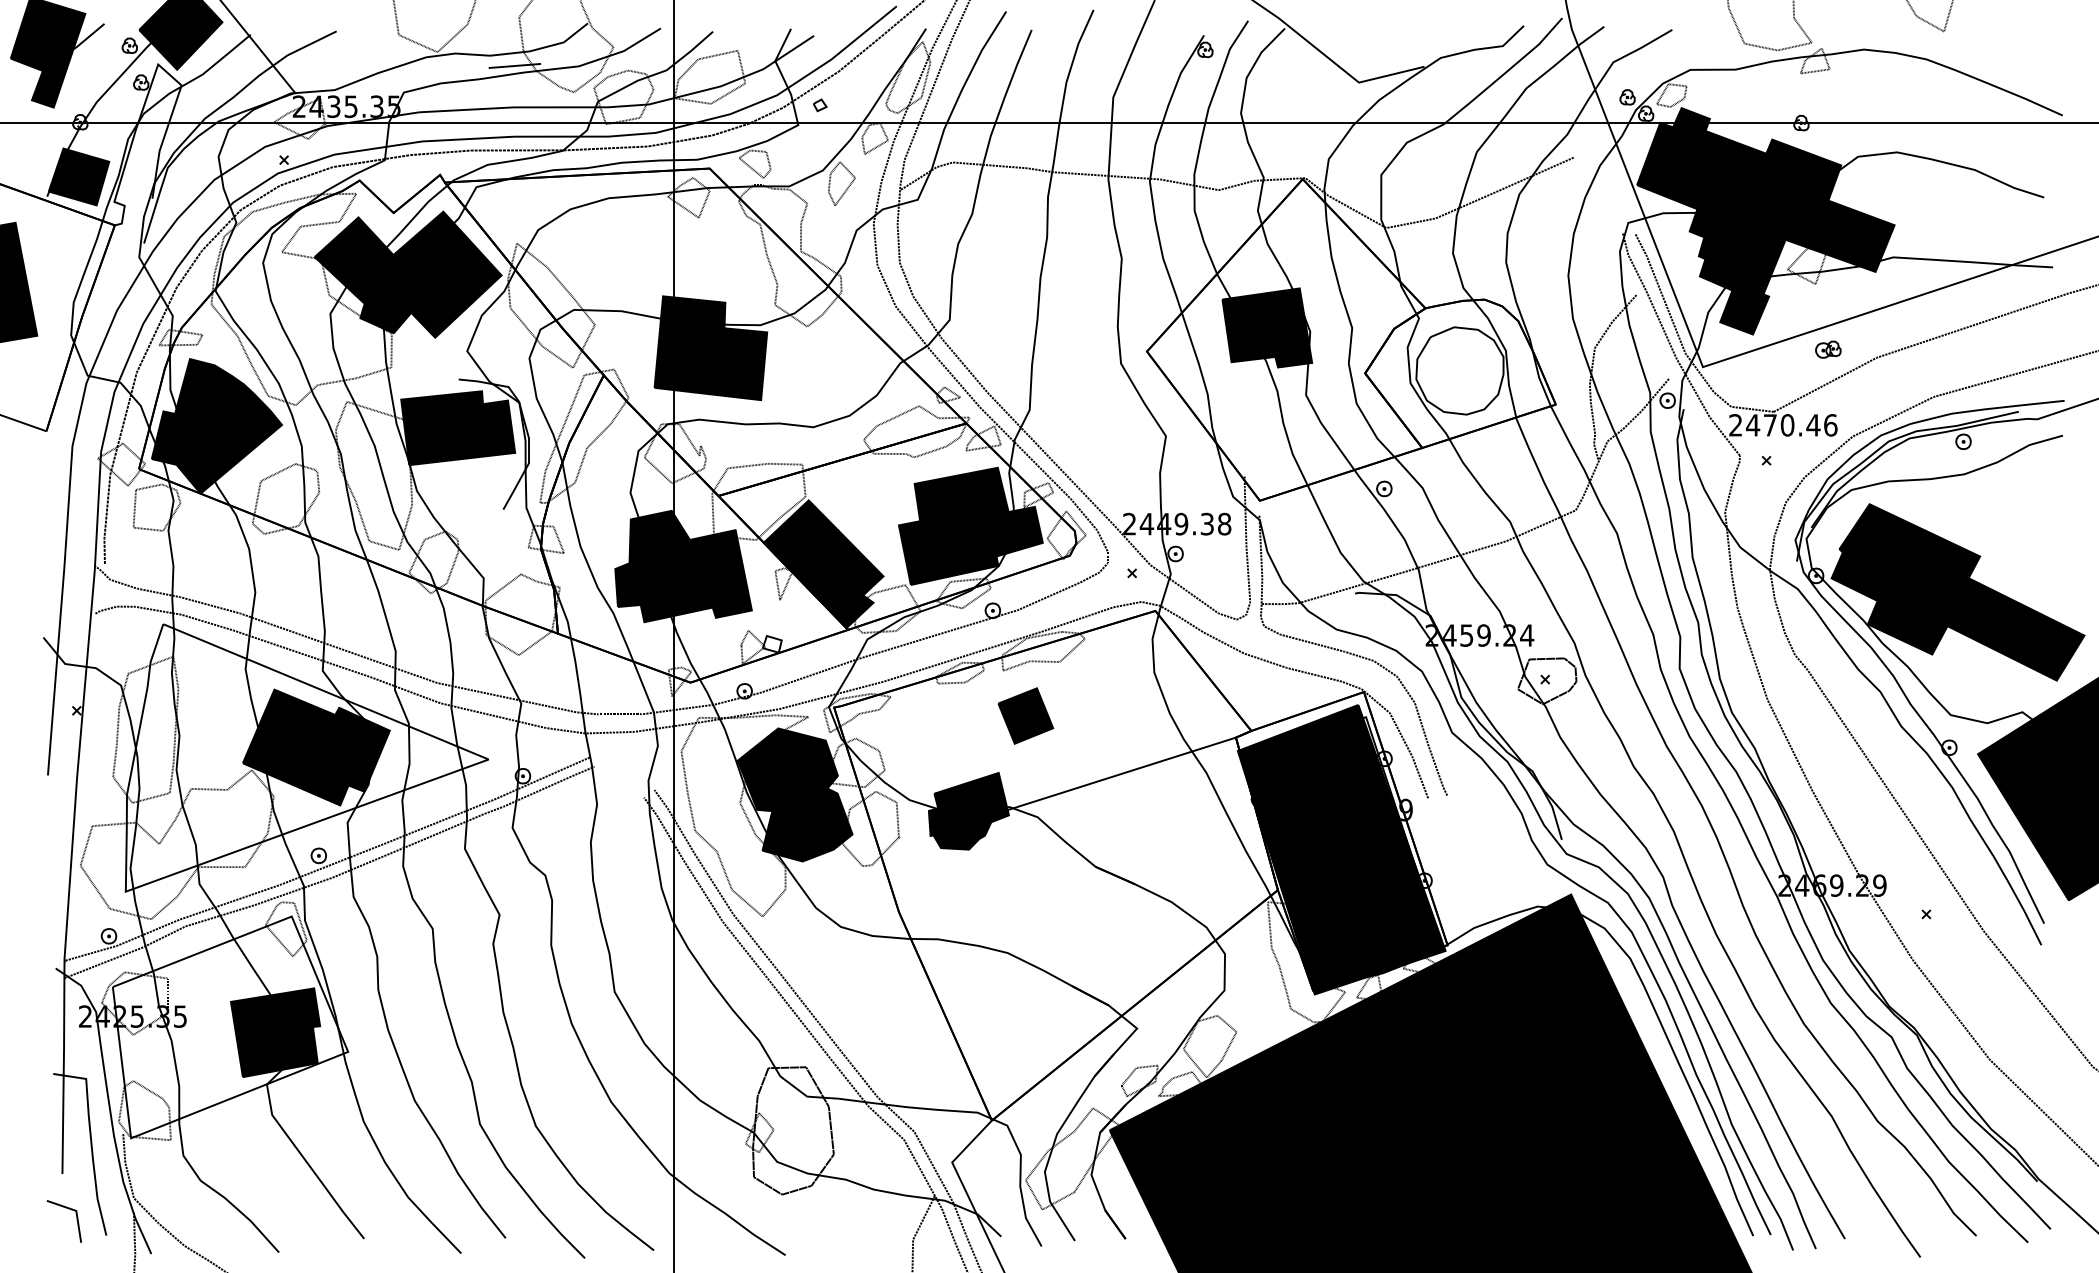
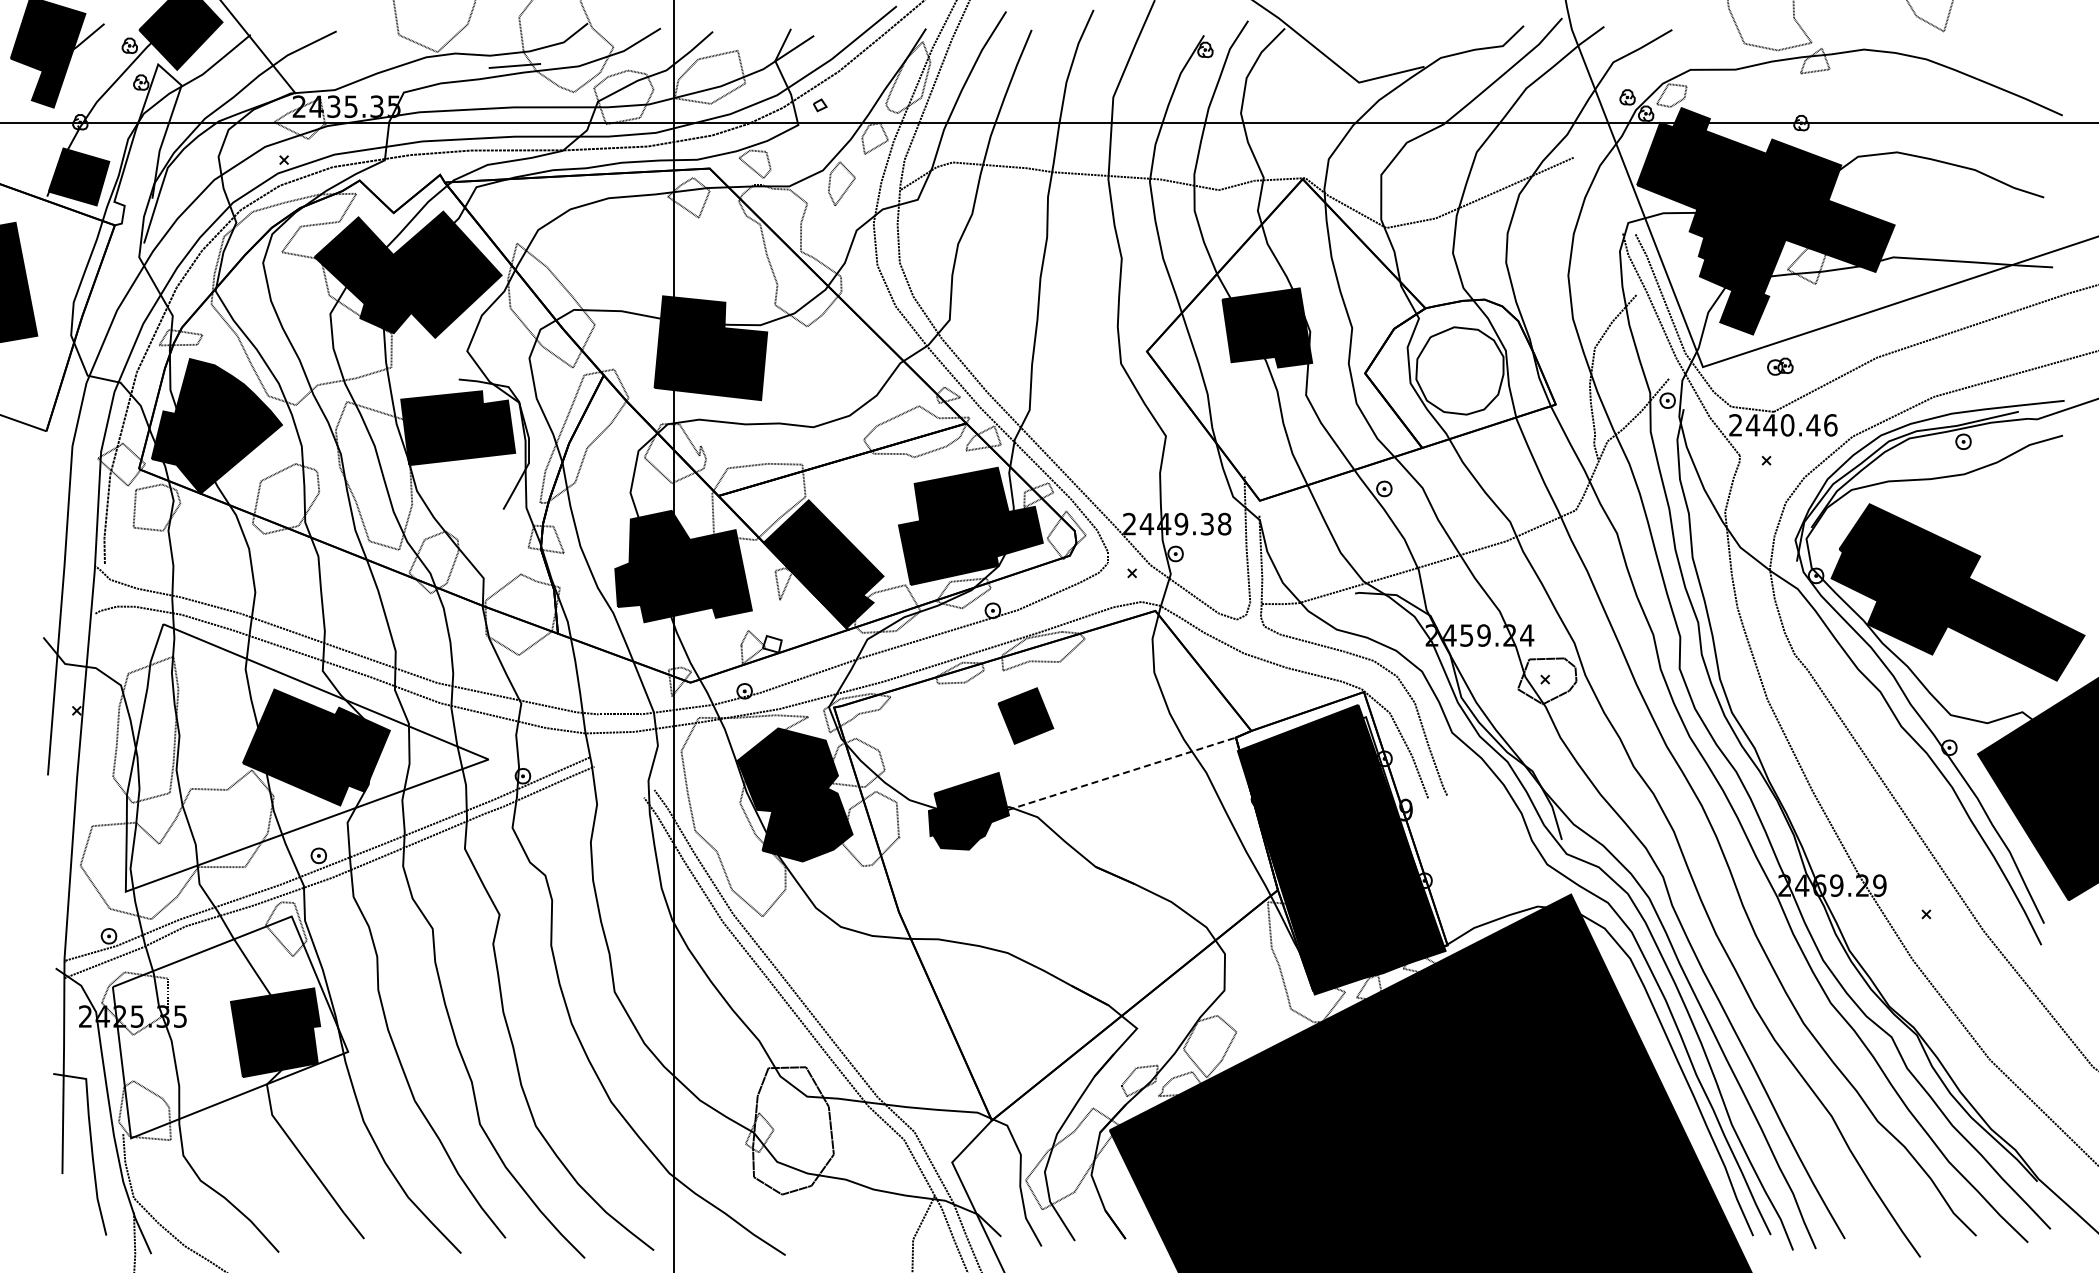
part position: (1828, 349) -> (1780, 366) (1780, 366)
text: 2470.46 -> 2440.46 (1770, 425)
line: solid -> dashed (1121, 773)
line: present -> none (68, 1209)
